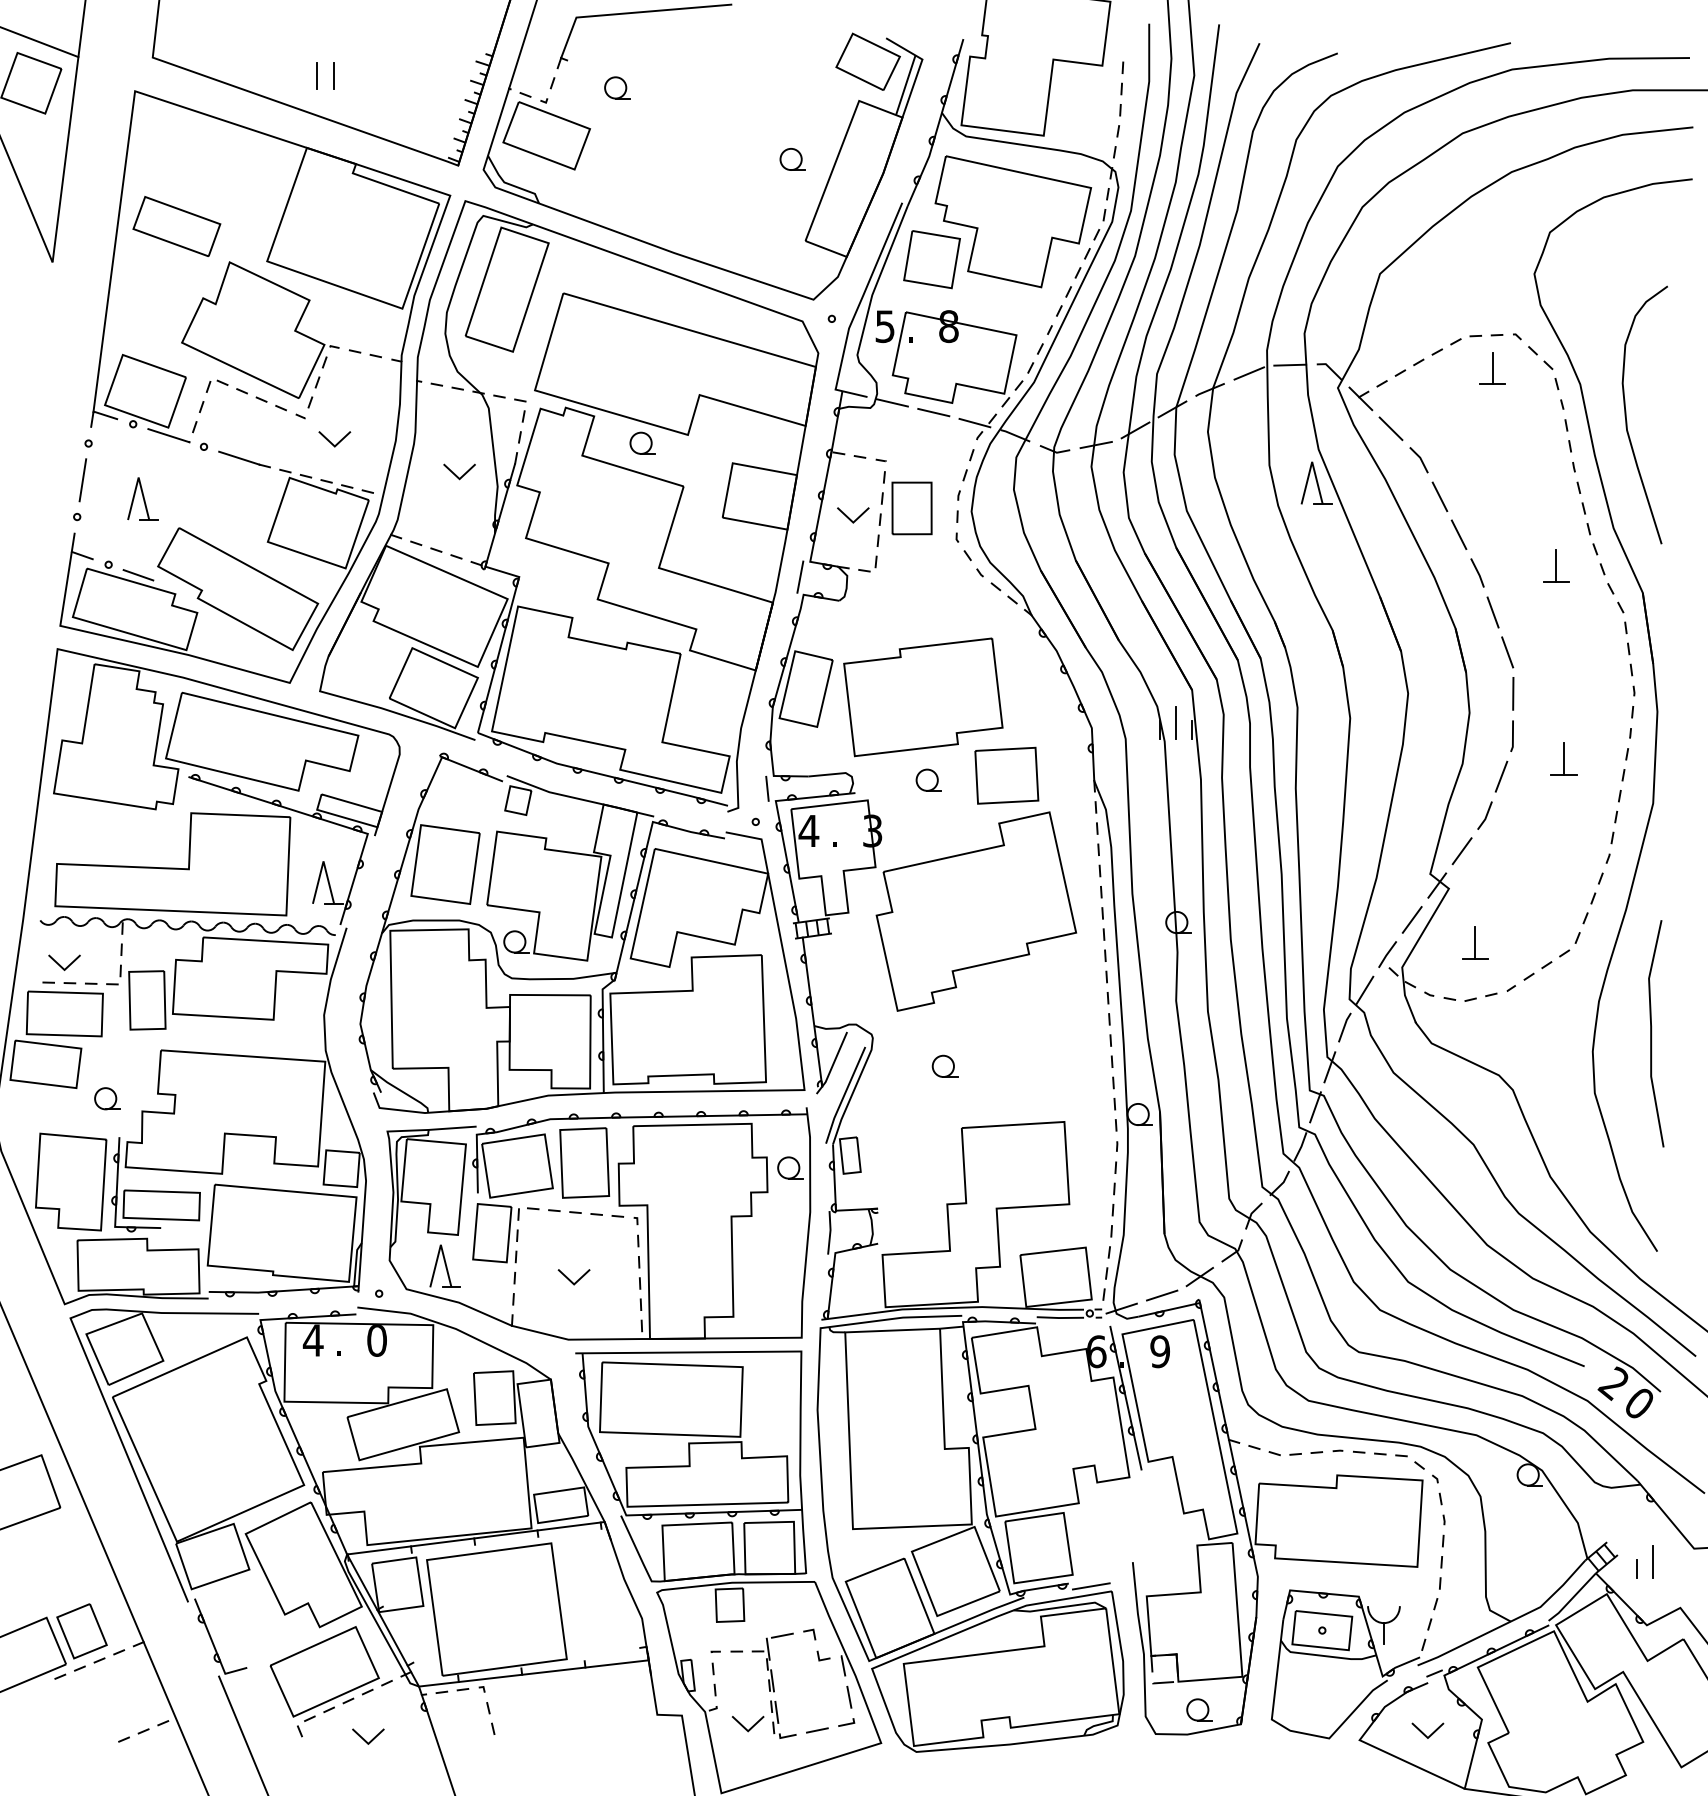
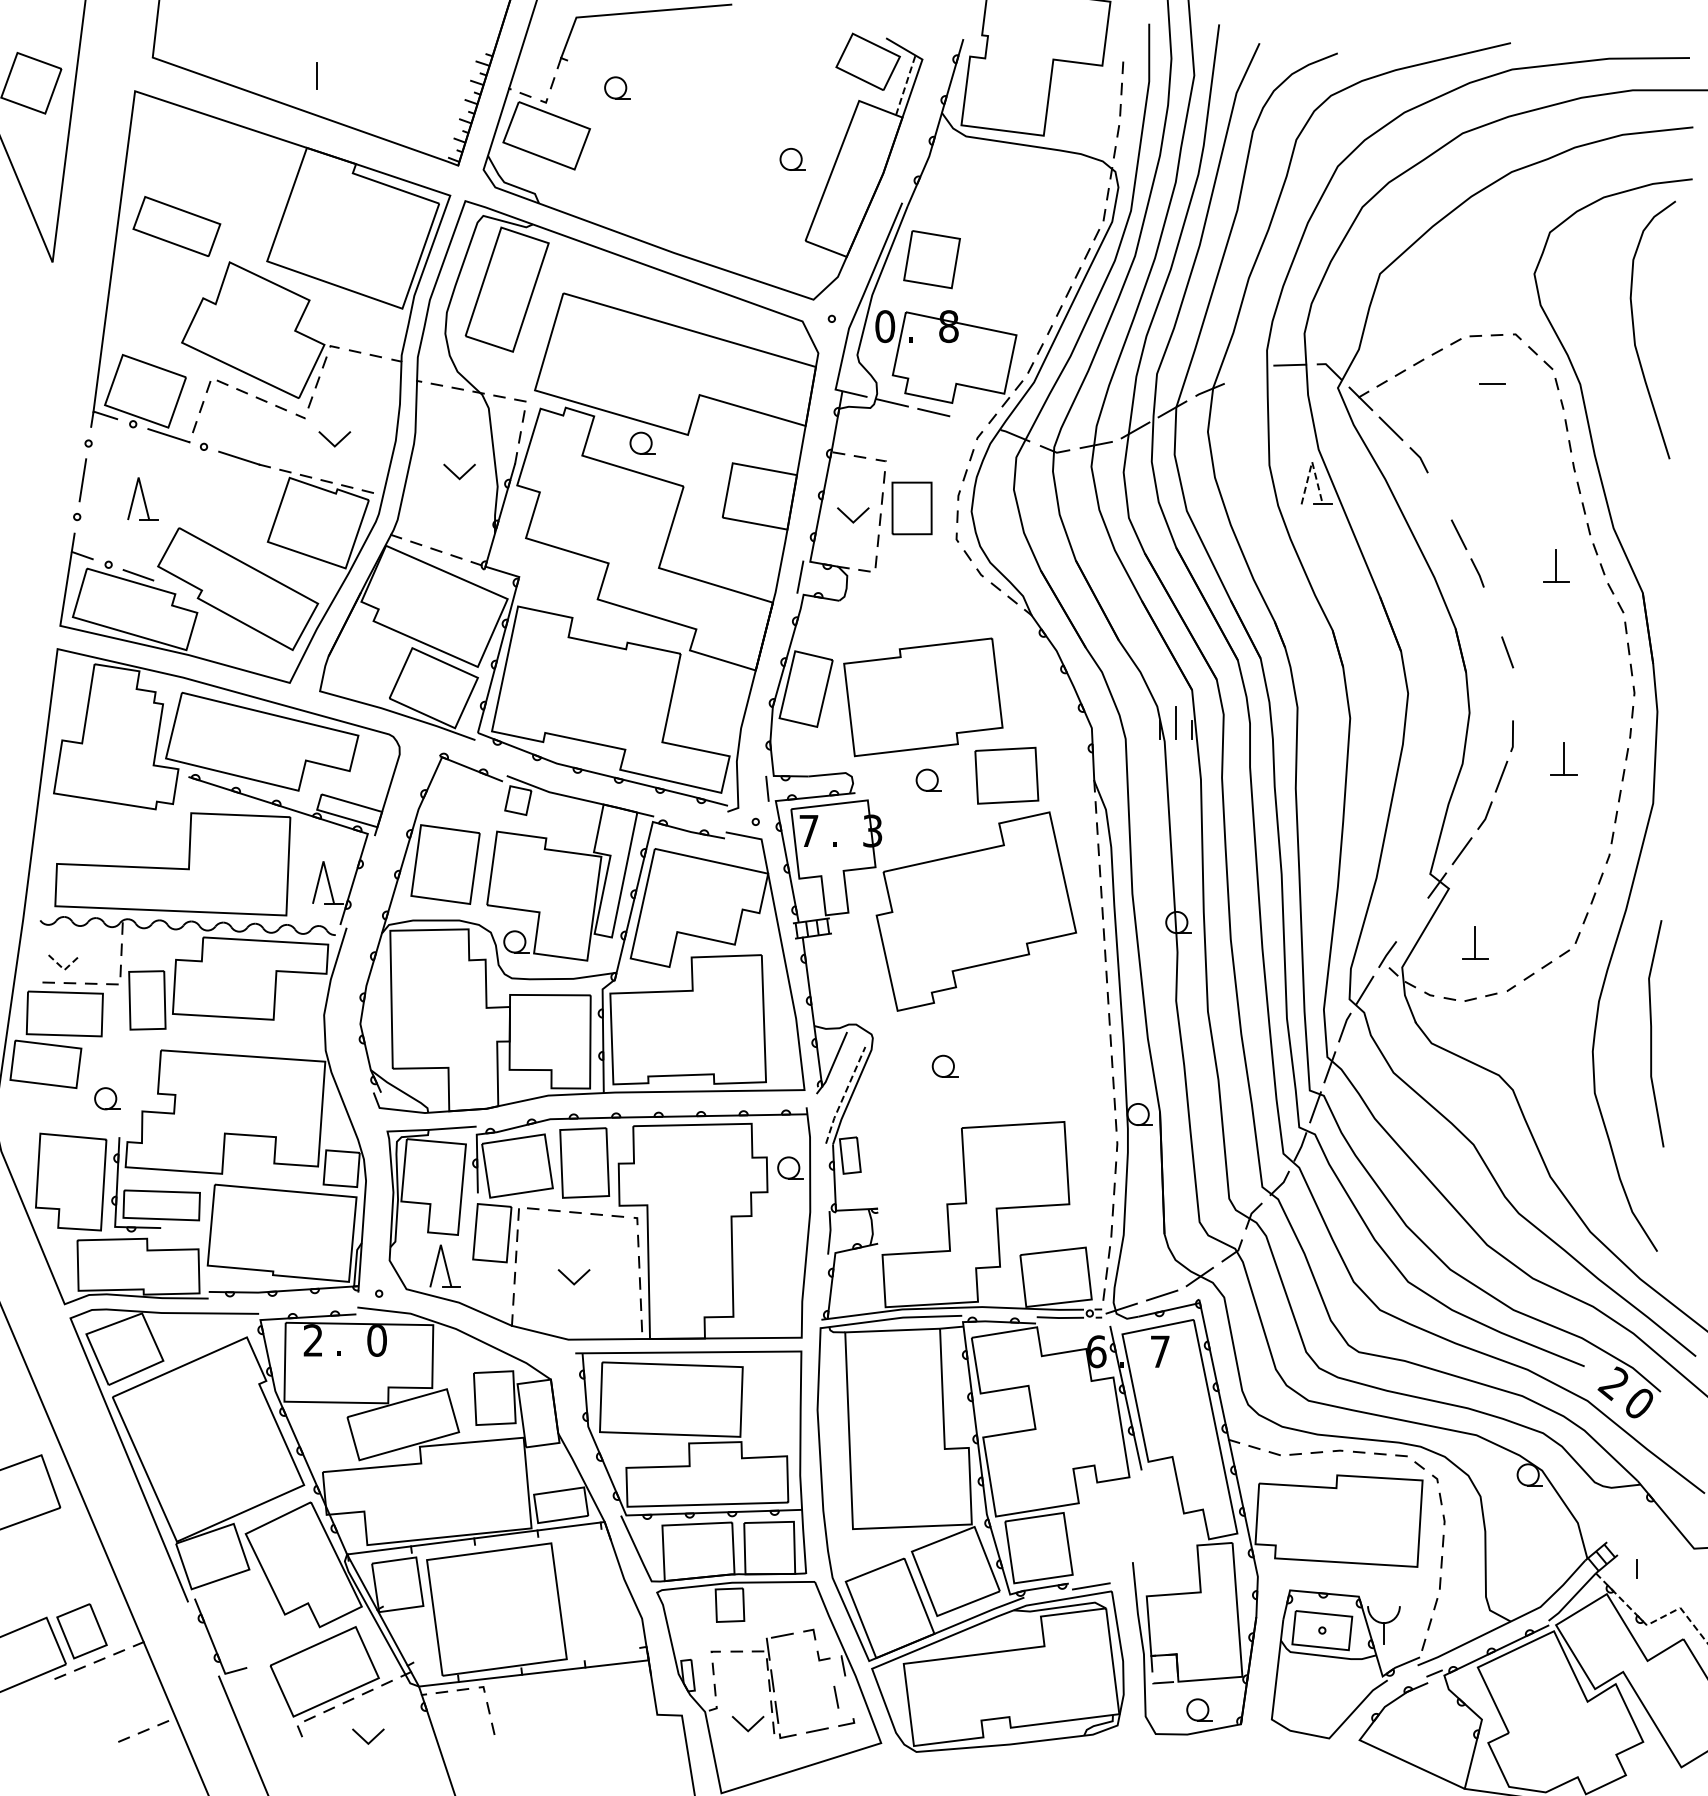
line: present -> none (40, 42)
line: present -> none (333, 75)
line: solid -> dashed (905, 84)
part: present -> none (1013, 221)
text: 5 -> 0 (885, 326)
line: present -> none (1492, 368)
line: present -> none (1249, 373)
curve position: (1626, 414) -> (1634, 329) (1634, 329)
line: present -> none (974, 422)
line: solid -> dashed (1312, 461)
line: present -> none (1439, 496)
line: present -> none (1492, 612)
line: present -> none (1513, 693)
text: 4 -> 7 (808, 830)
line: present -> none (1411, 919)
line: solid -> dashed (64, 970)
line: solid -> dashed (844, 1095)
text: 4 -> 2 (312, 1340)
text: 9 -> 7 (1159, 1351)
line: present -> none (1652, 1562)
line: solid -> dashed (1651, 1623)
line position: (849, 1696) -> (836, 1696) (836, 1696)
line: present -> none (1424, 1733)
